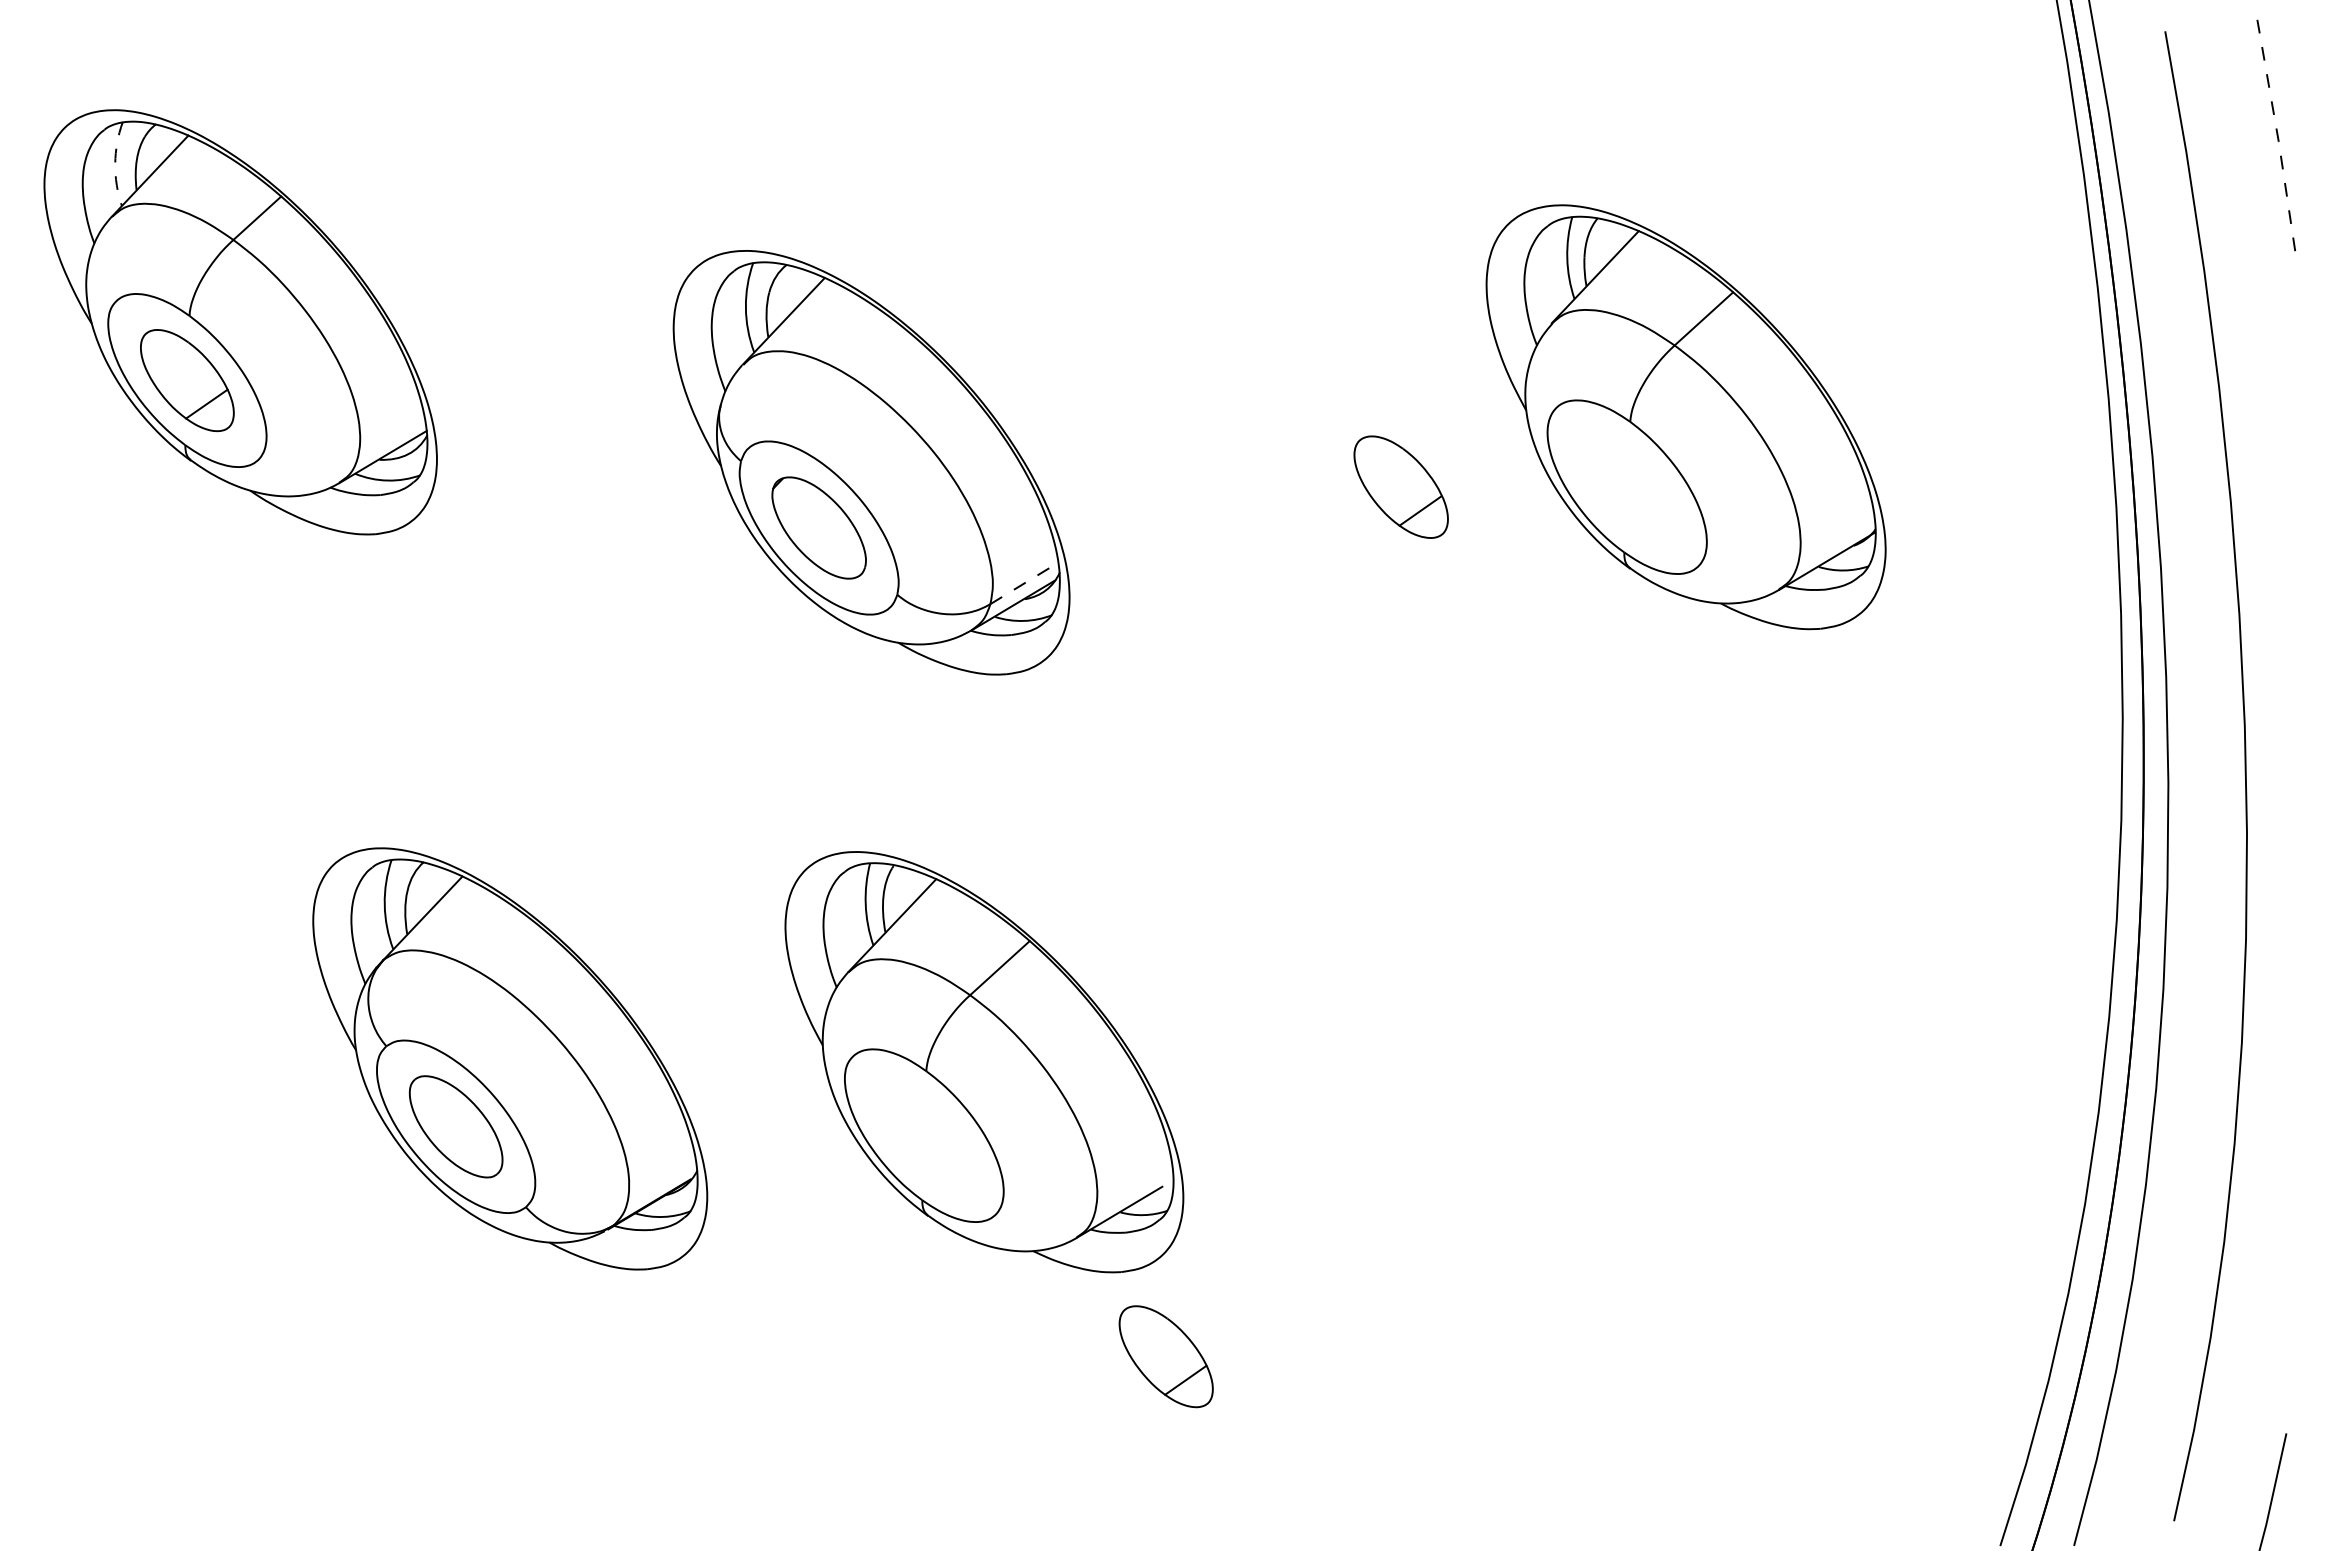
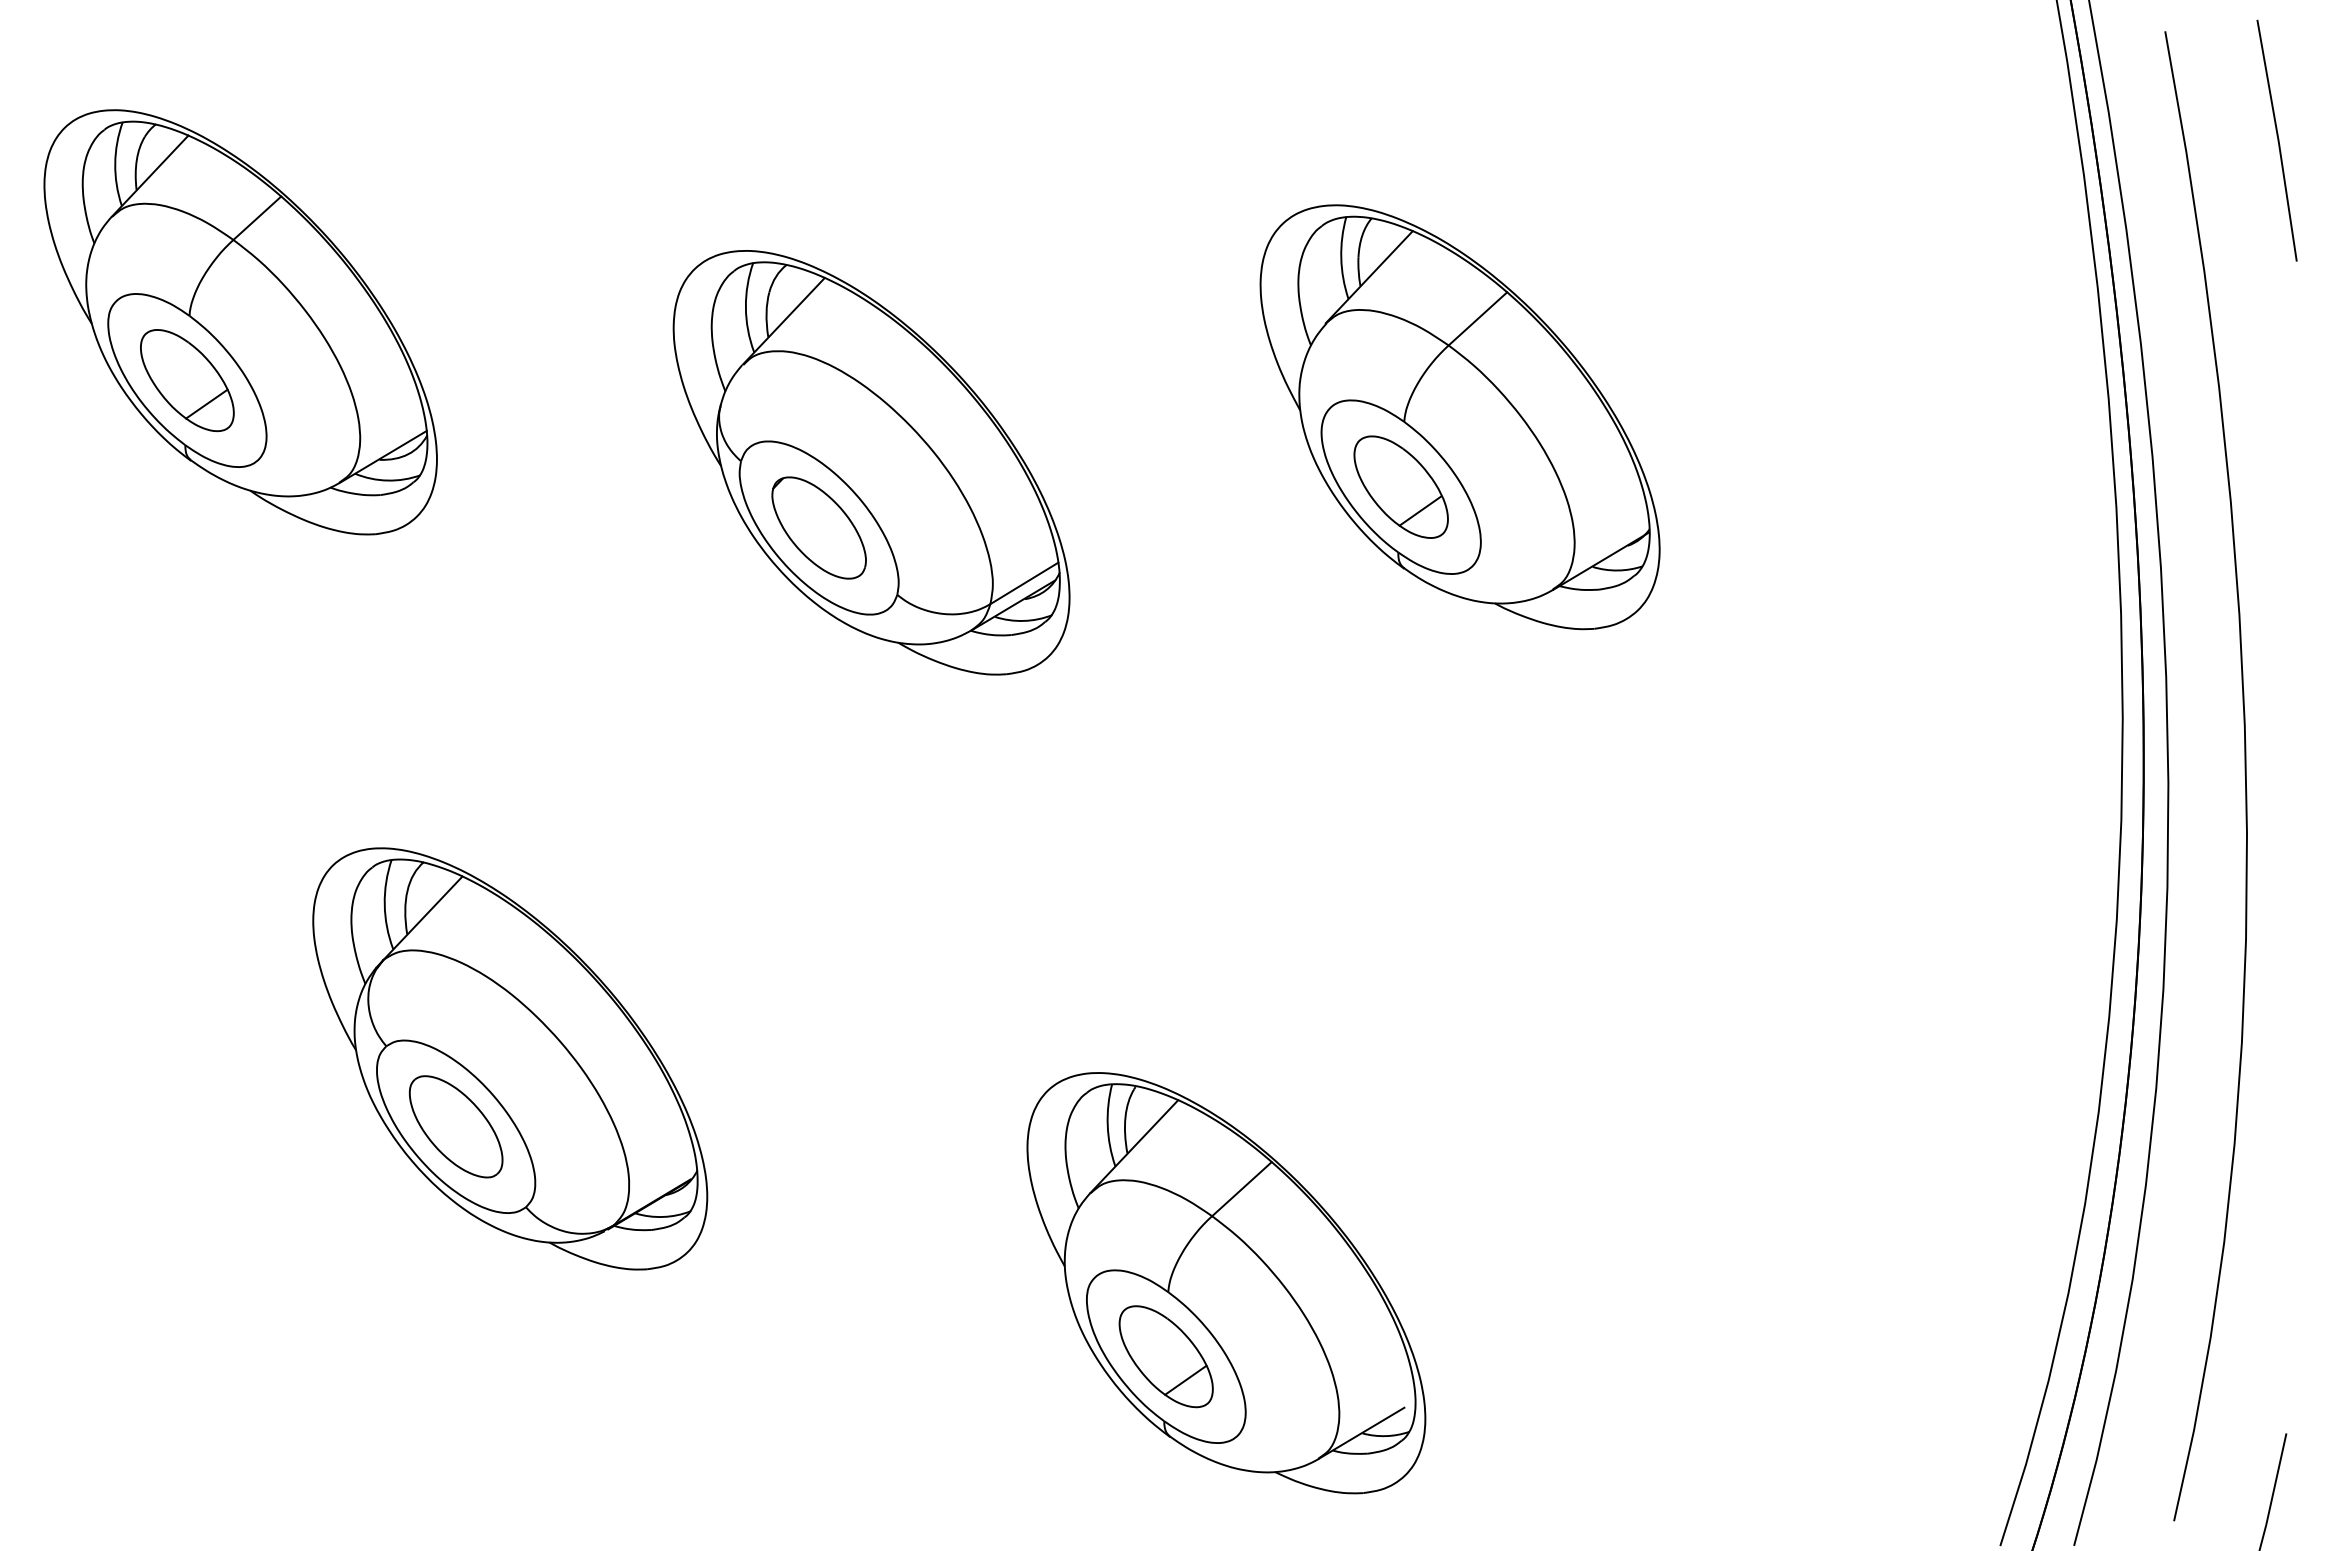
line: dashed -> solid (2278, 141)
arc: dashed -> solid (115, 163)
part position: (1685, 417) -> (1459, 417) (1459, 417)
line: dashed -> solid (1024, 583)
part position: (984, 1062) -> (1226, 1283) (1226, 1283)
